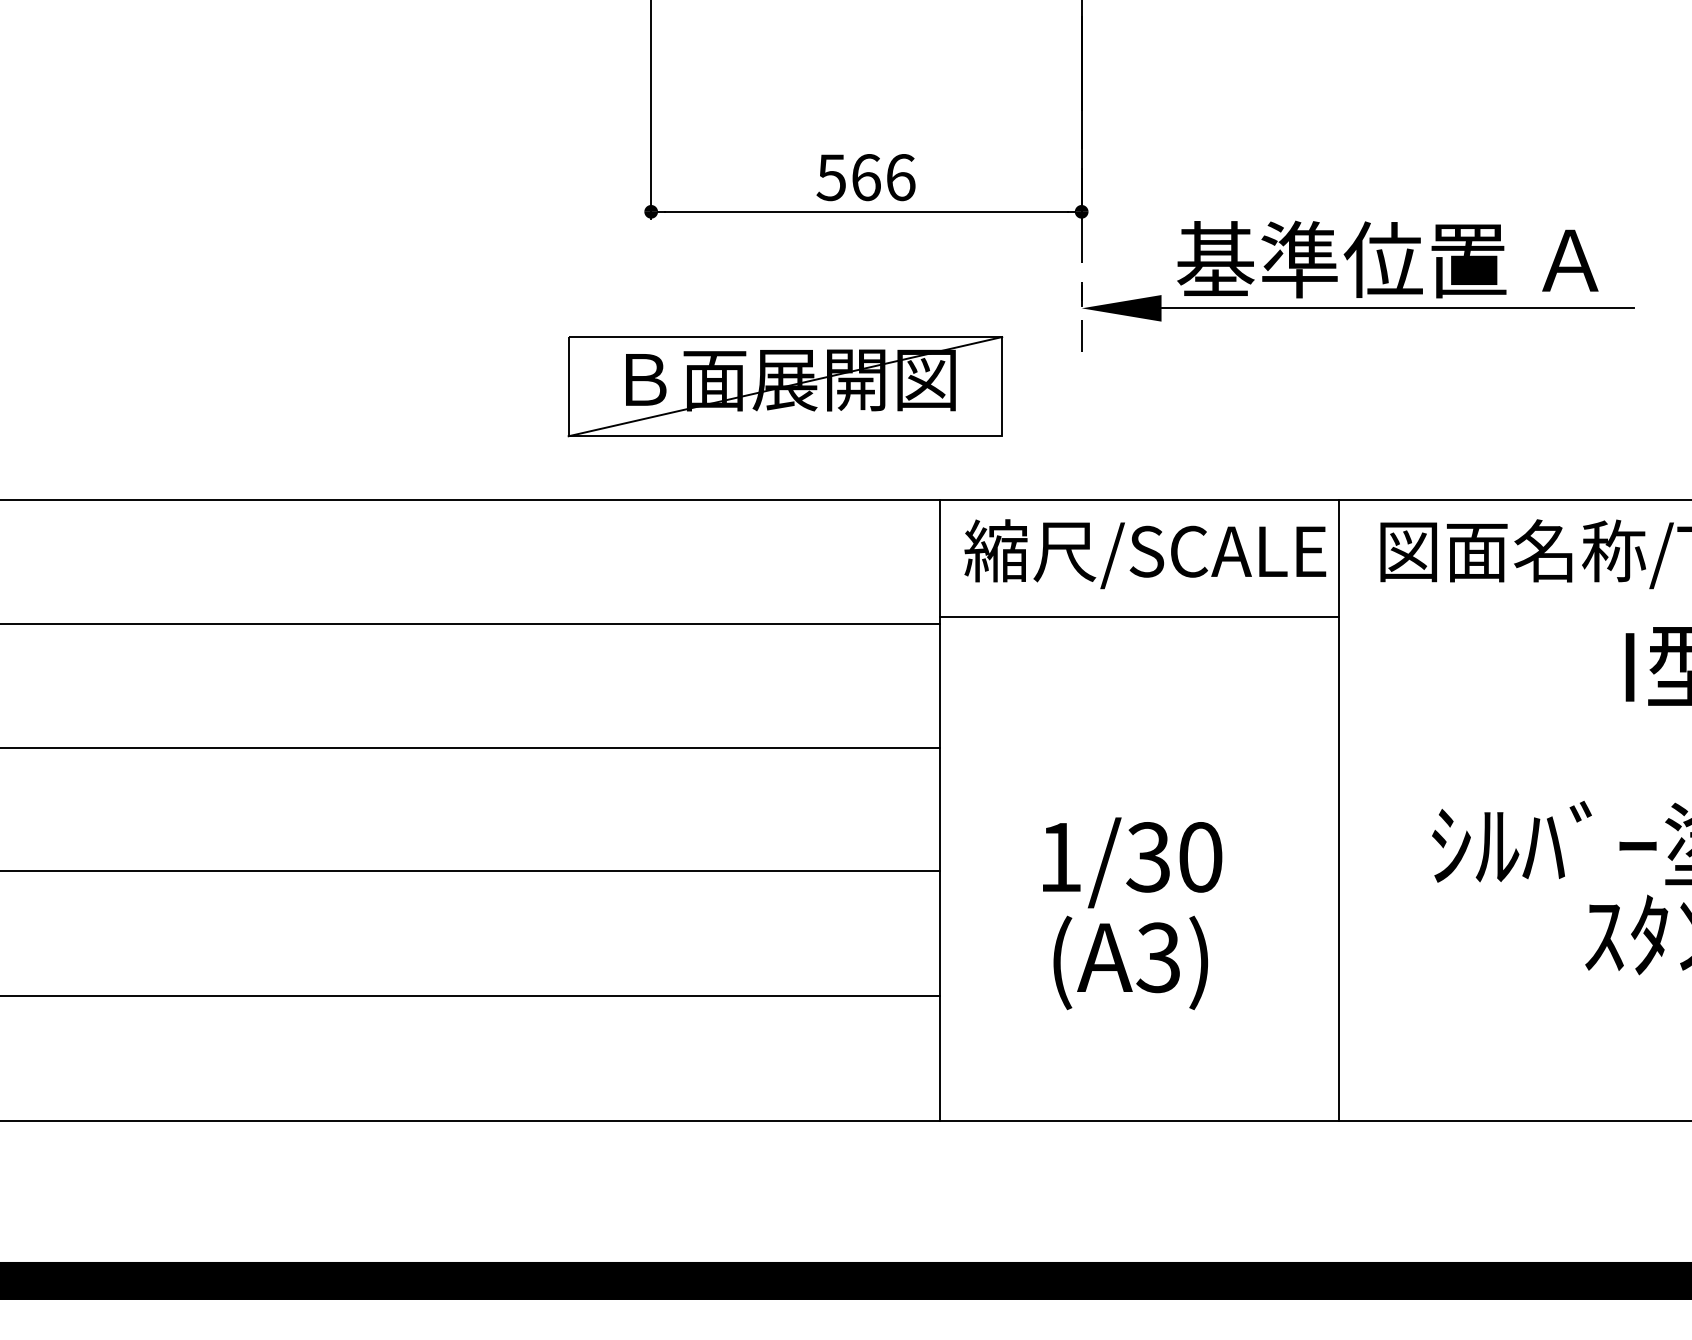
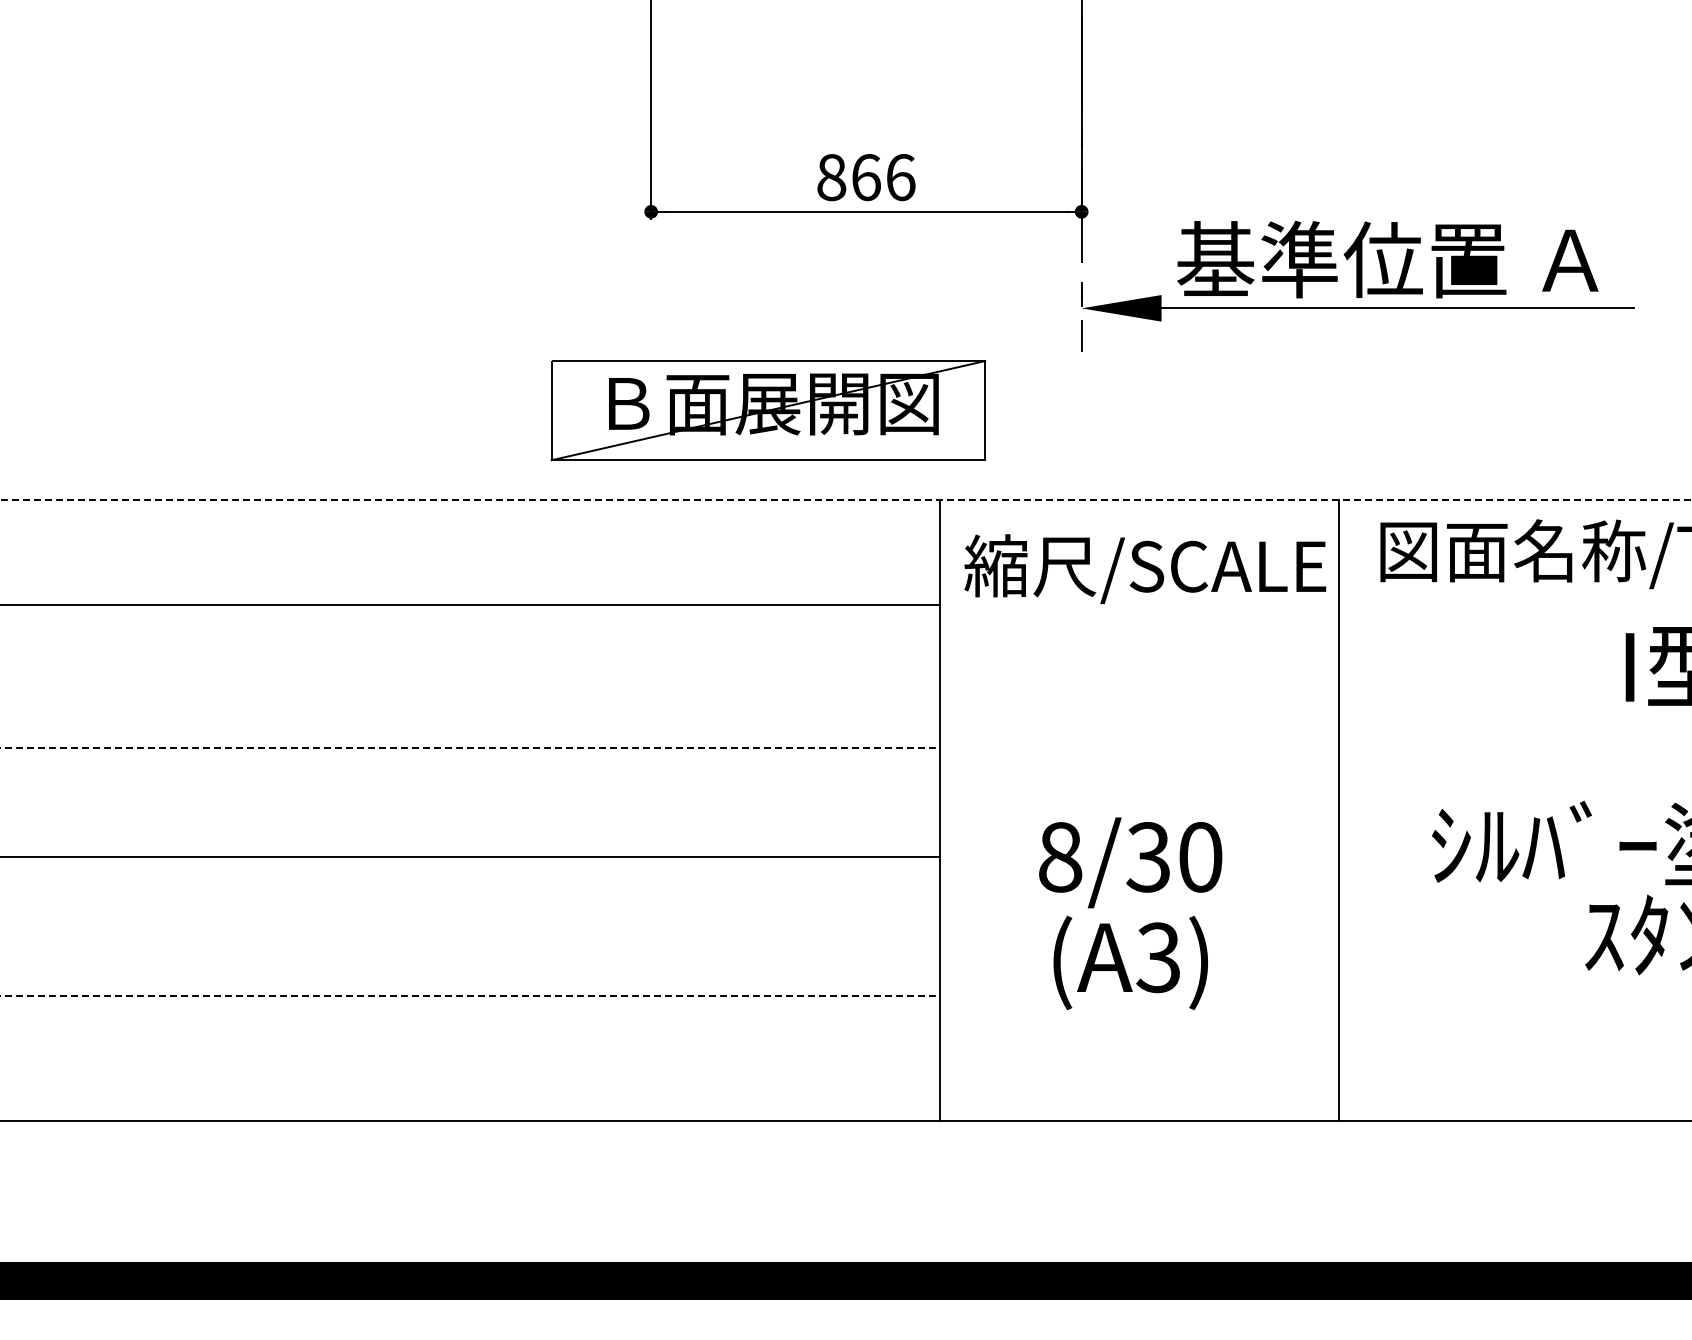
text: 566 -> 866 (831, 177)
part position: (785, 386) -> (768, 410) (768, 410)
line: solid -> dashed (845, 499)
text position: (1145, 554) -> (1145, 569) (1145, 569)
line: present -> none (1139, 617)
line position: (471, 623) -> (471, 604) (471, 604)
line: solid -> dashed (470, 747)
text: 1/30 -> 8/30 (1060, 857)
line position: (471, 871) -> (471, 857) (471, 857)
line: solid -> dashed (470, 996)
